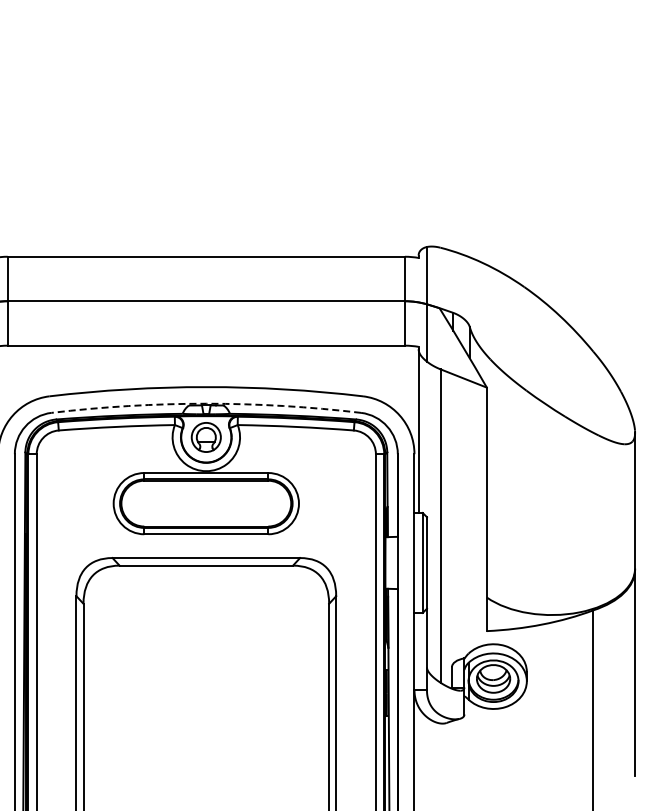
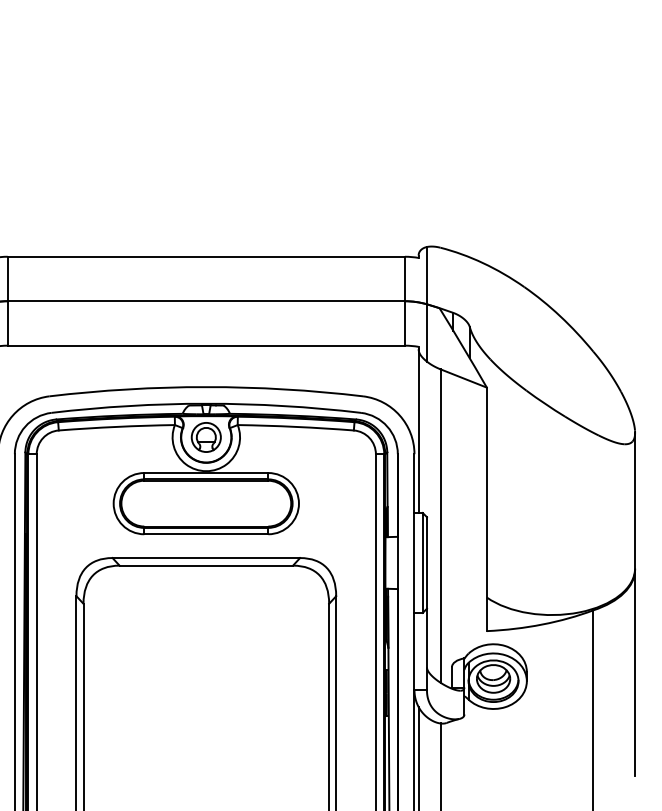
arc: dashed -> solid (206, 403)
line: none -> present (418, 757)
line: none -> present (440, 765)
